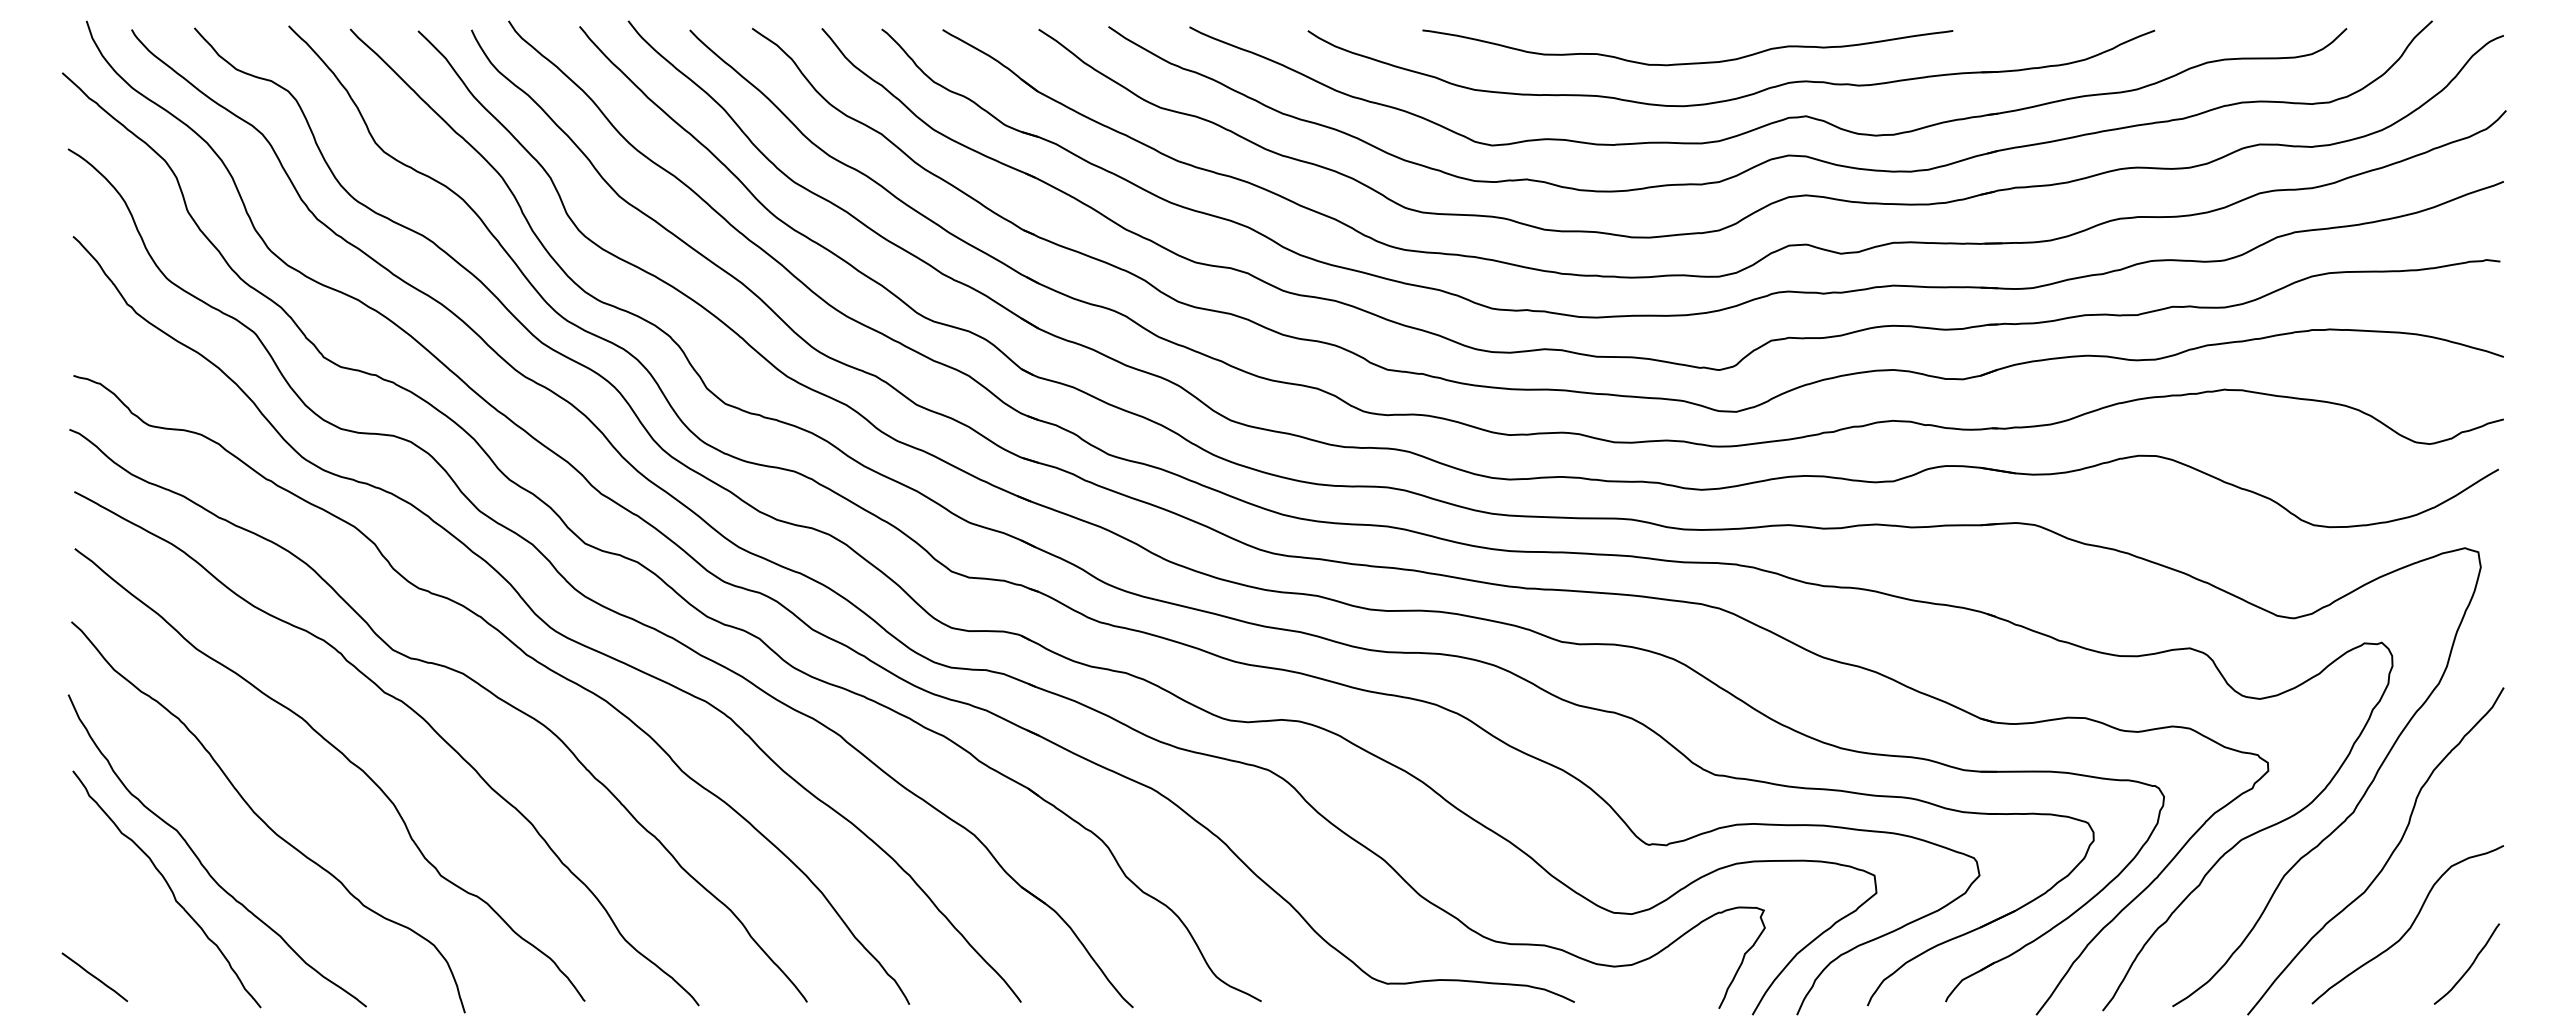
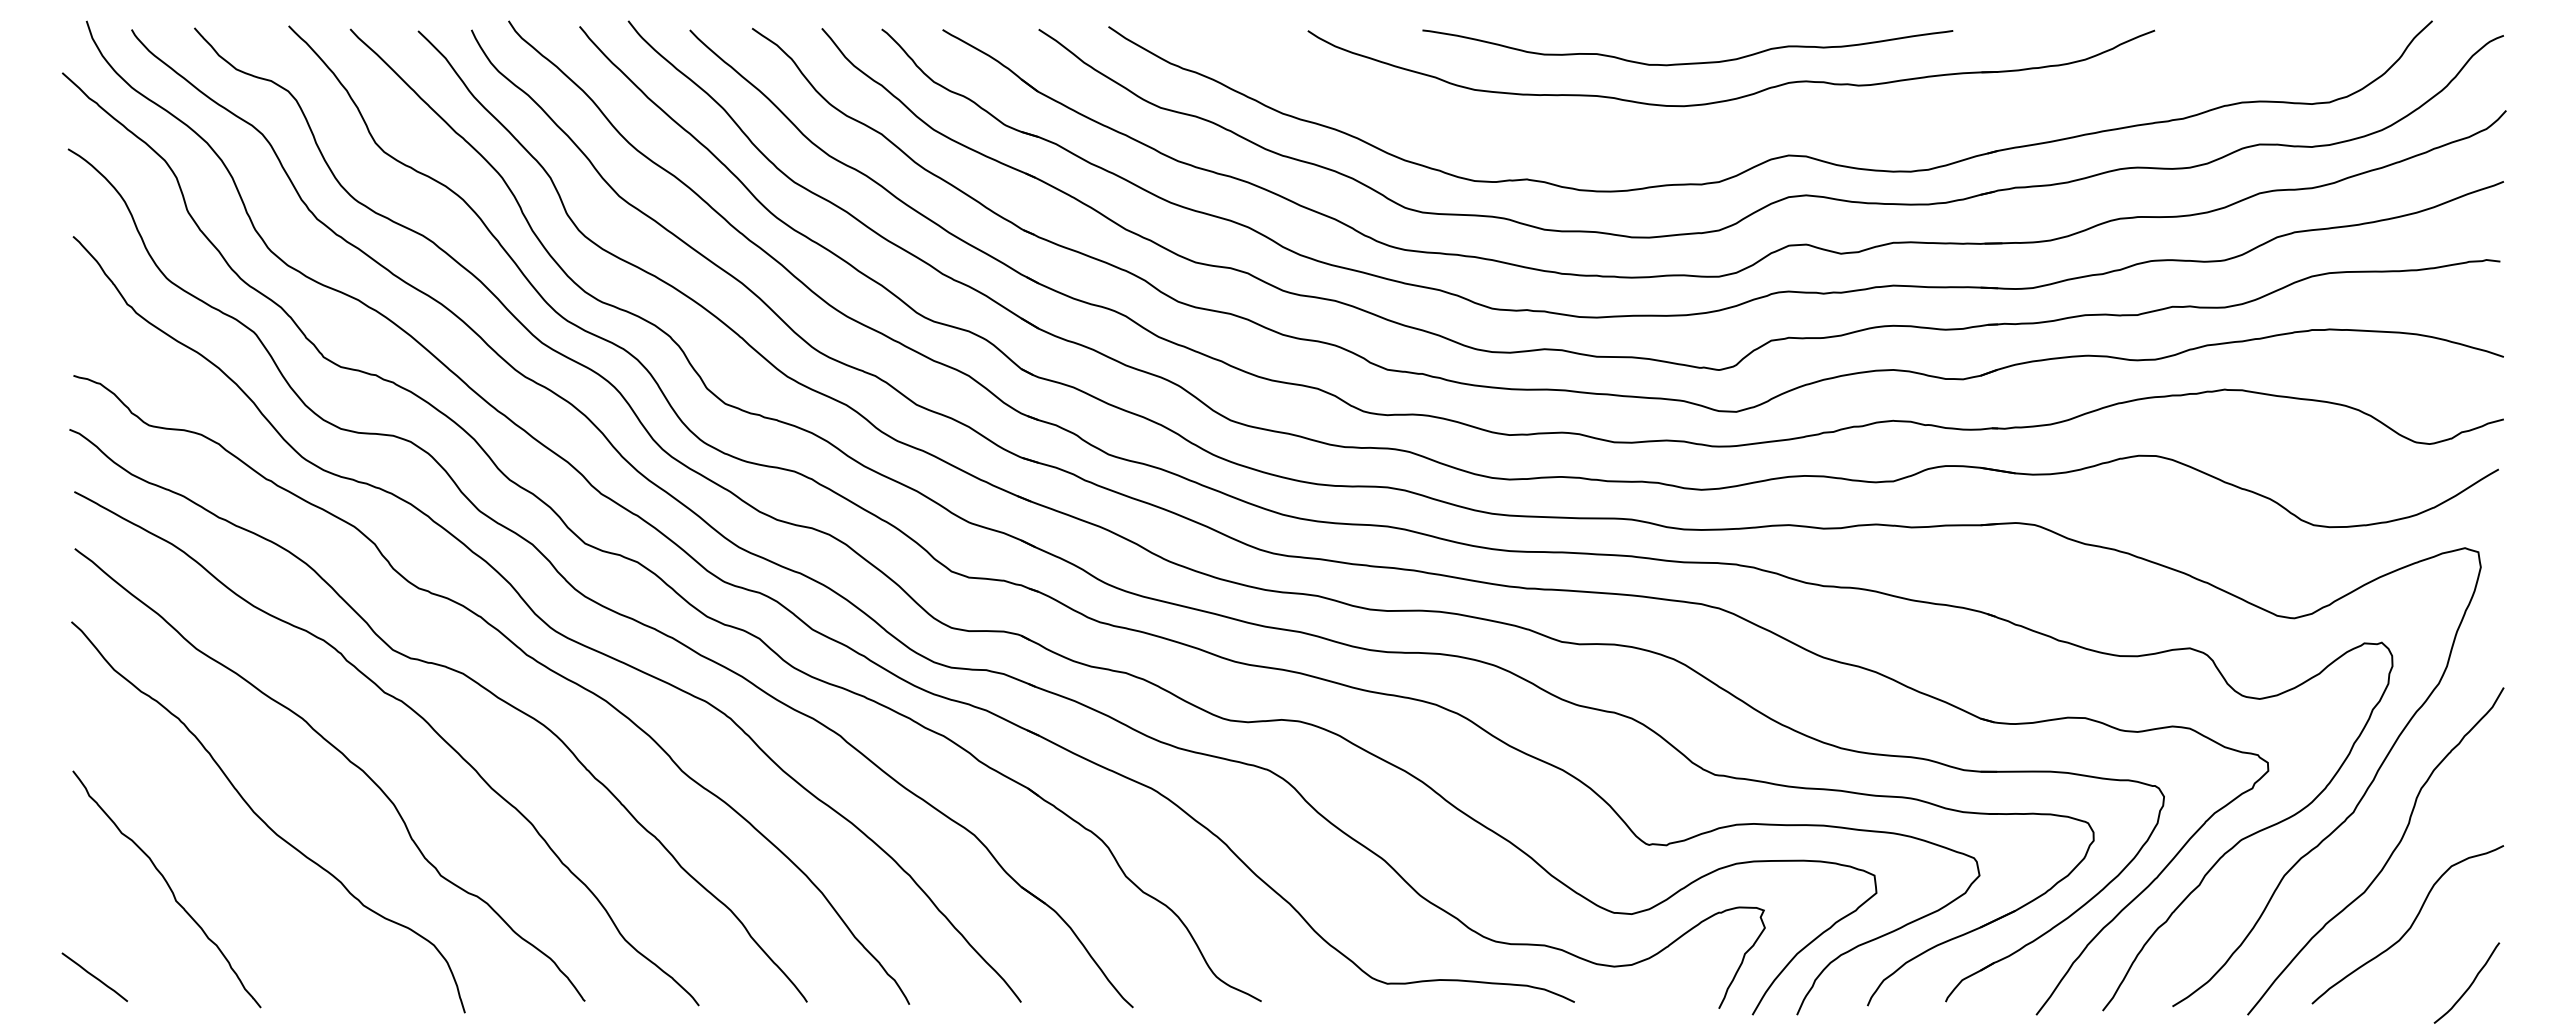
part: present -> none (1776, 120)
curve: present -> none (199, 858)
curve position: (2469, 966) -> (2469, 985) (2469, 985)
